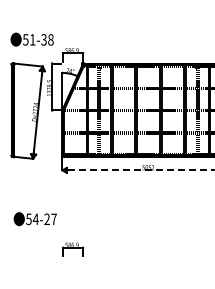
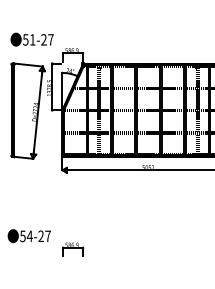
text: 51-38 -> 51-27 (47, 39)
line: dashed -> solid (140, 170)
text position: (34, 219) -> (28, 236) (28, 236)
